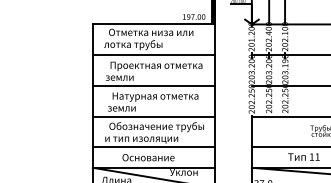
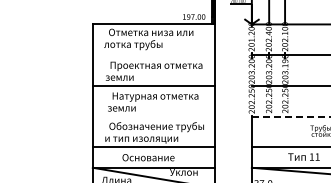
line: present -> none (153, 55)
line: present -> none (153, 116)
line: solid -> dashed (291, 116)
